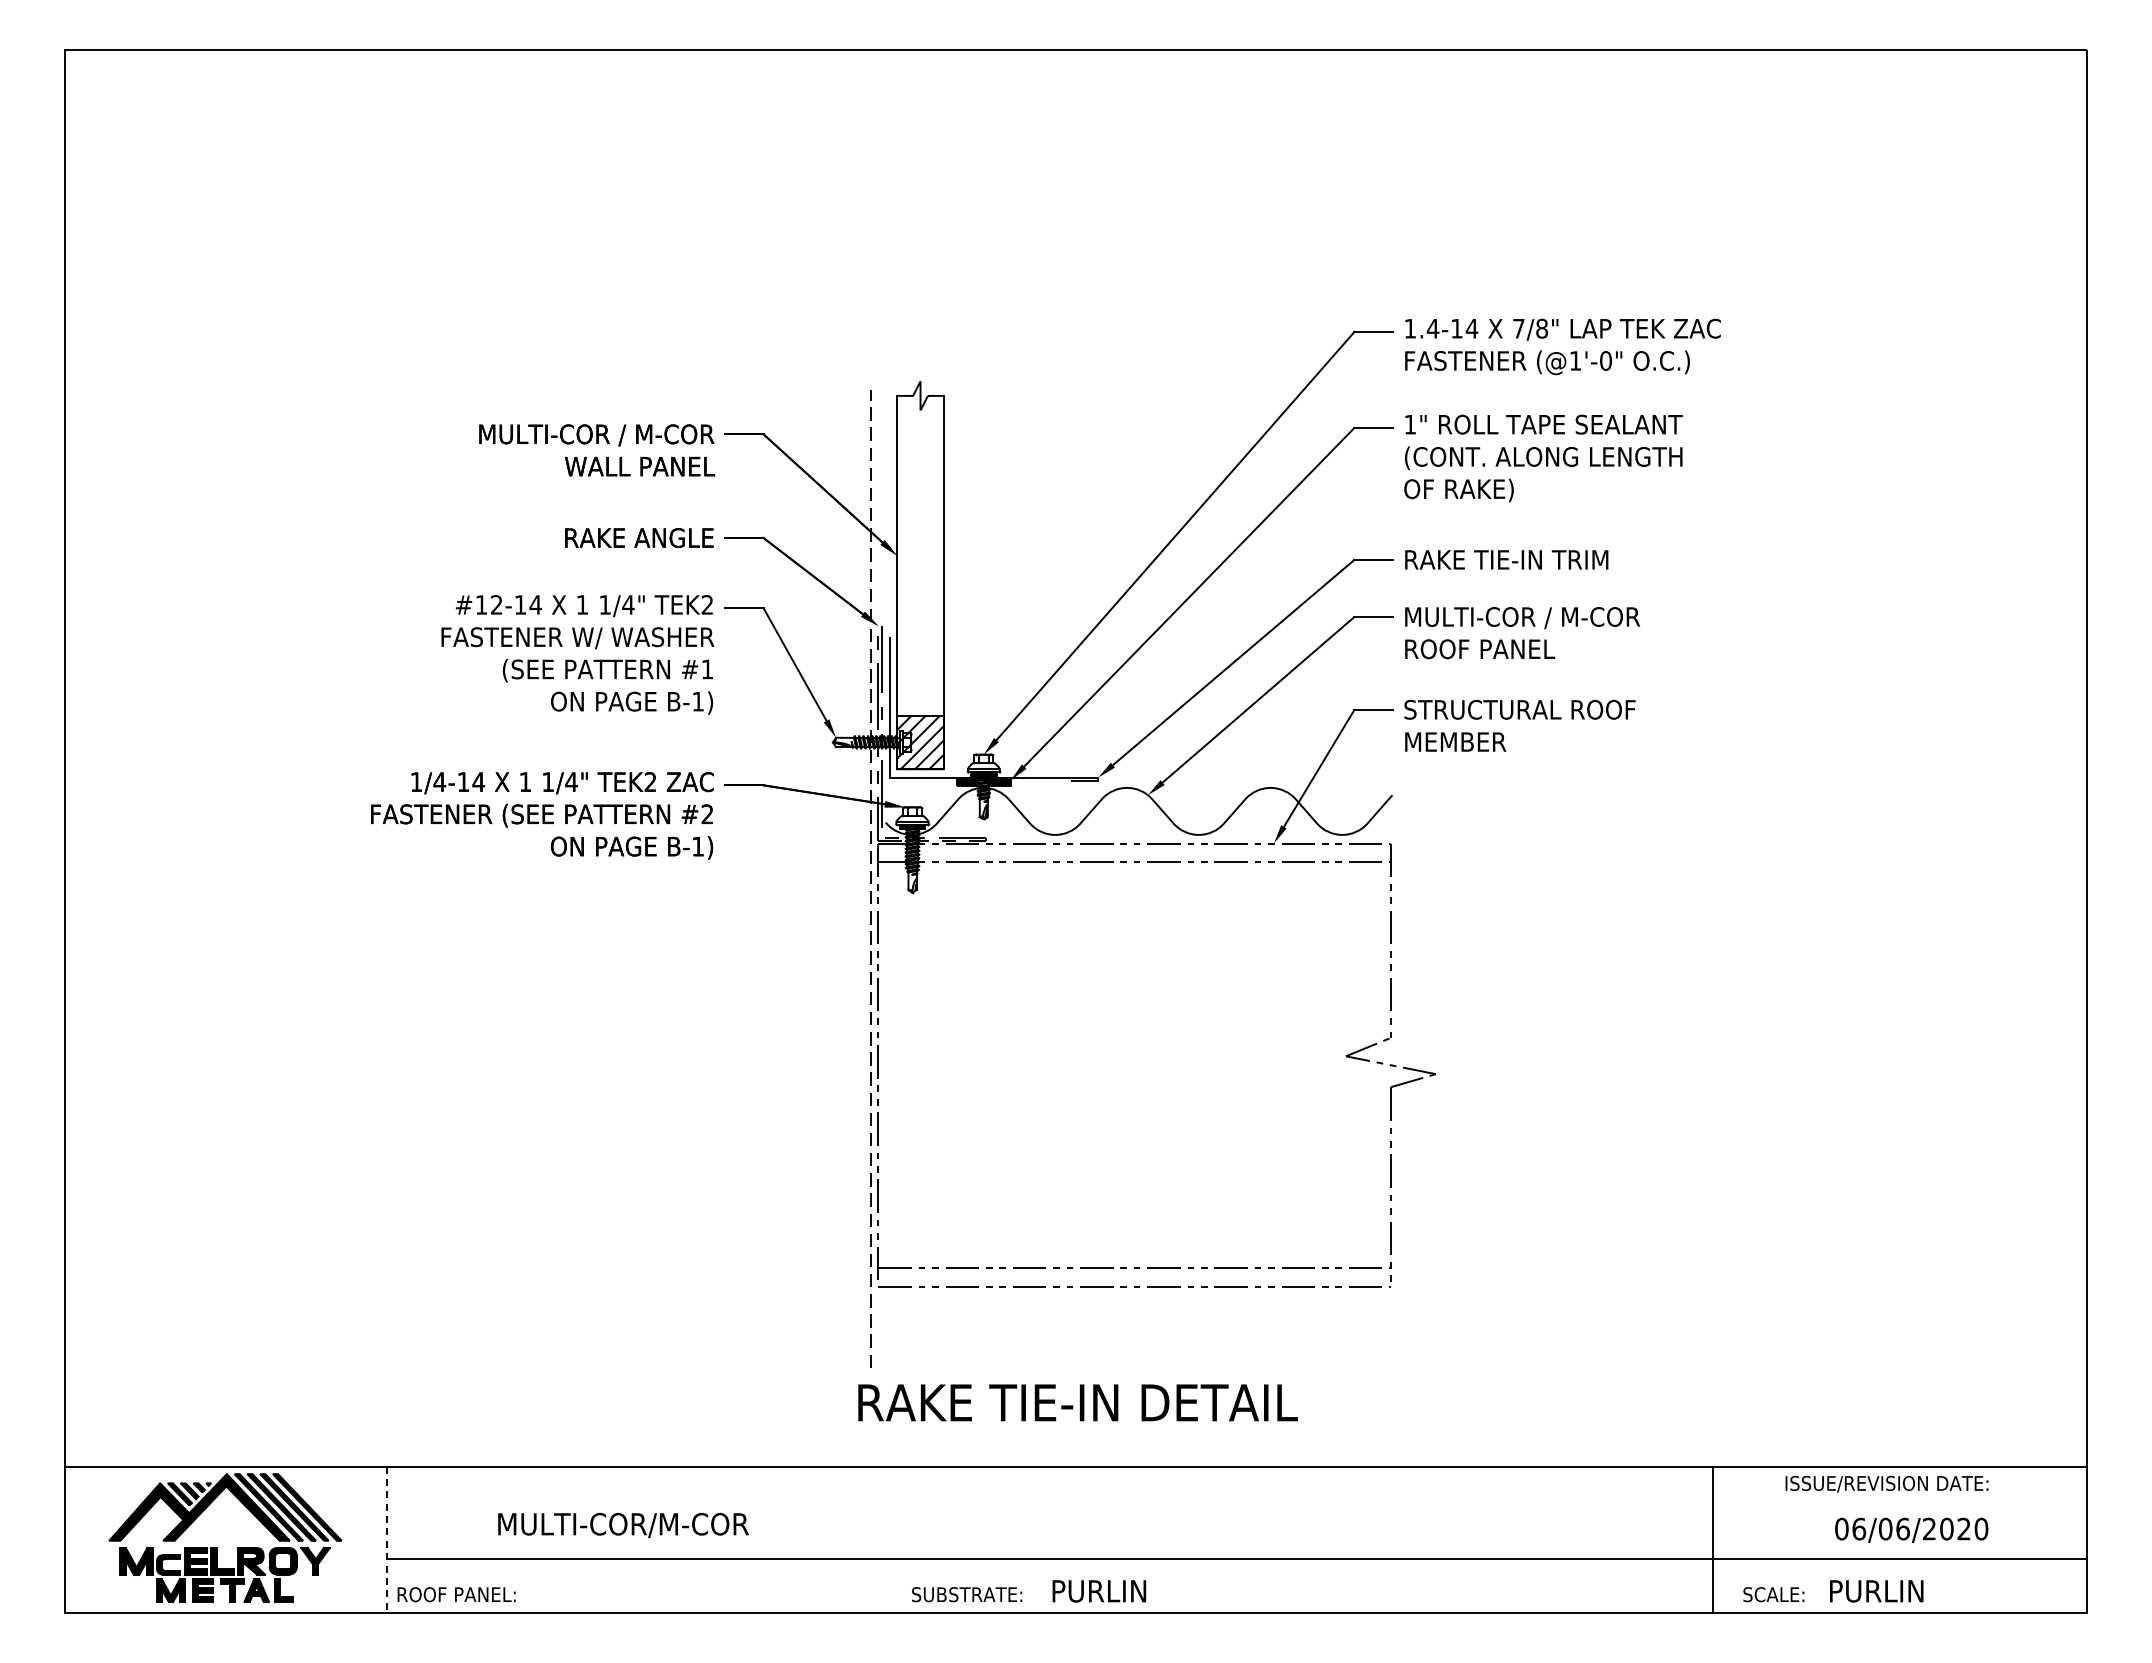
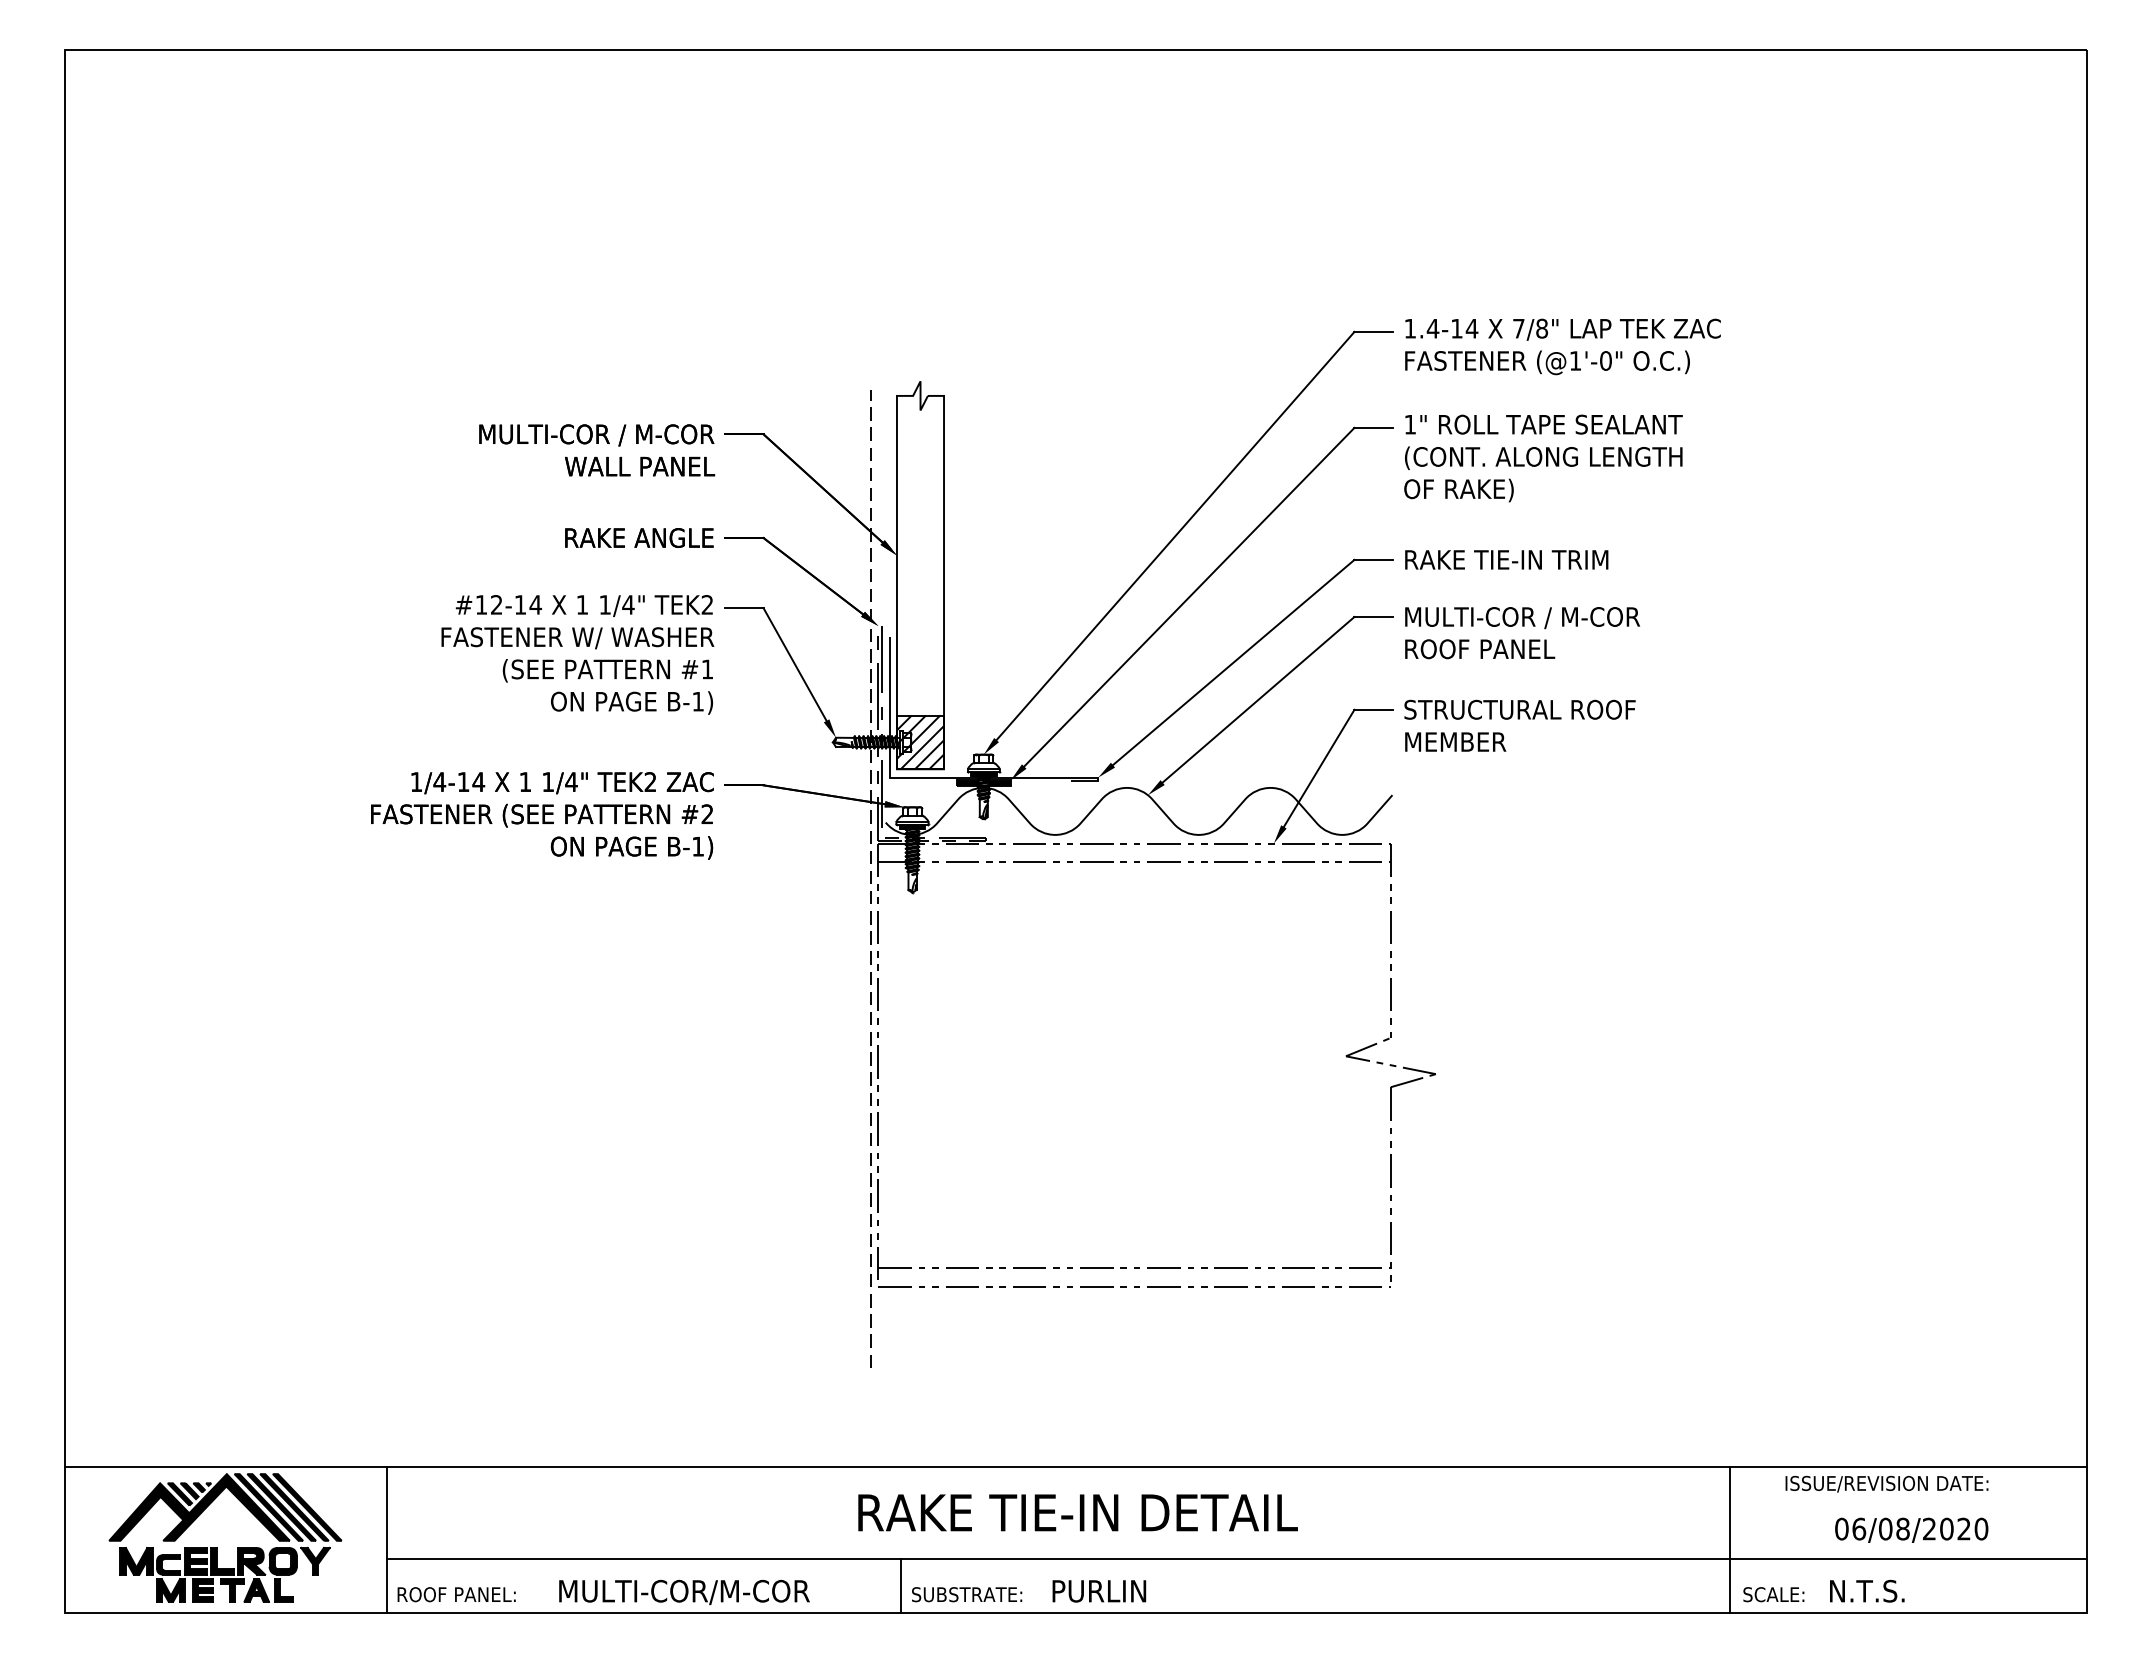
text position: (1077, 1402) -> (1077, 1512) (1077, 1512)
text position: (623, 1524) -> (684, 1591) (684, 1591)
text: 06/06/2020 -> 06/08/2020 (1902, 1528)
line position: (1713, 1539) -> (1730, 1539) (1730, 1539)
line: dashed -> solid (386, 1540)
line: none -> present (901, 1586)
text: PURLIN -> N.T.S. (1877, 1590)
